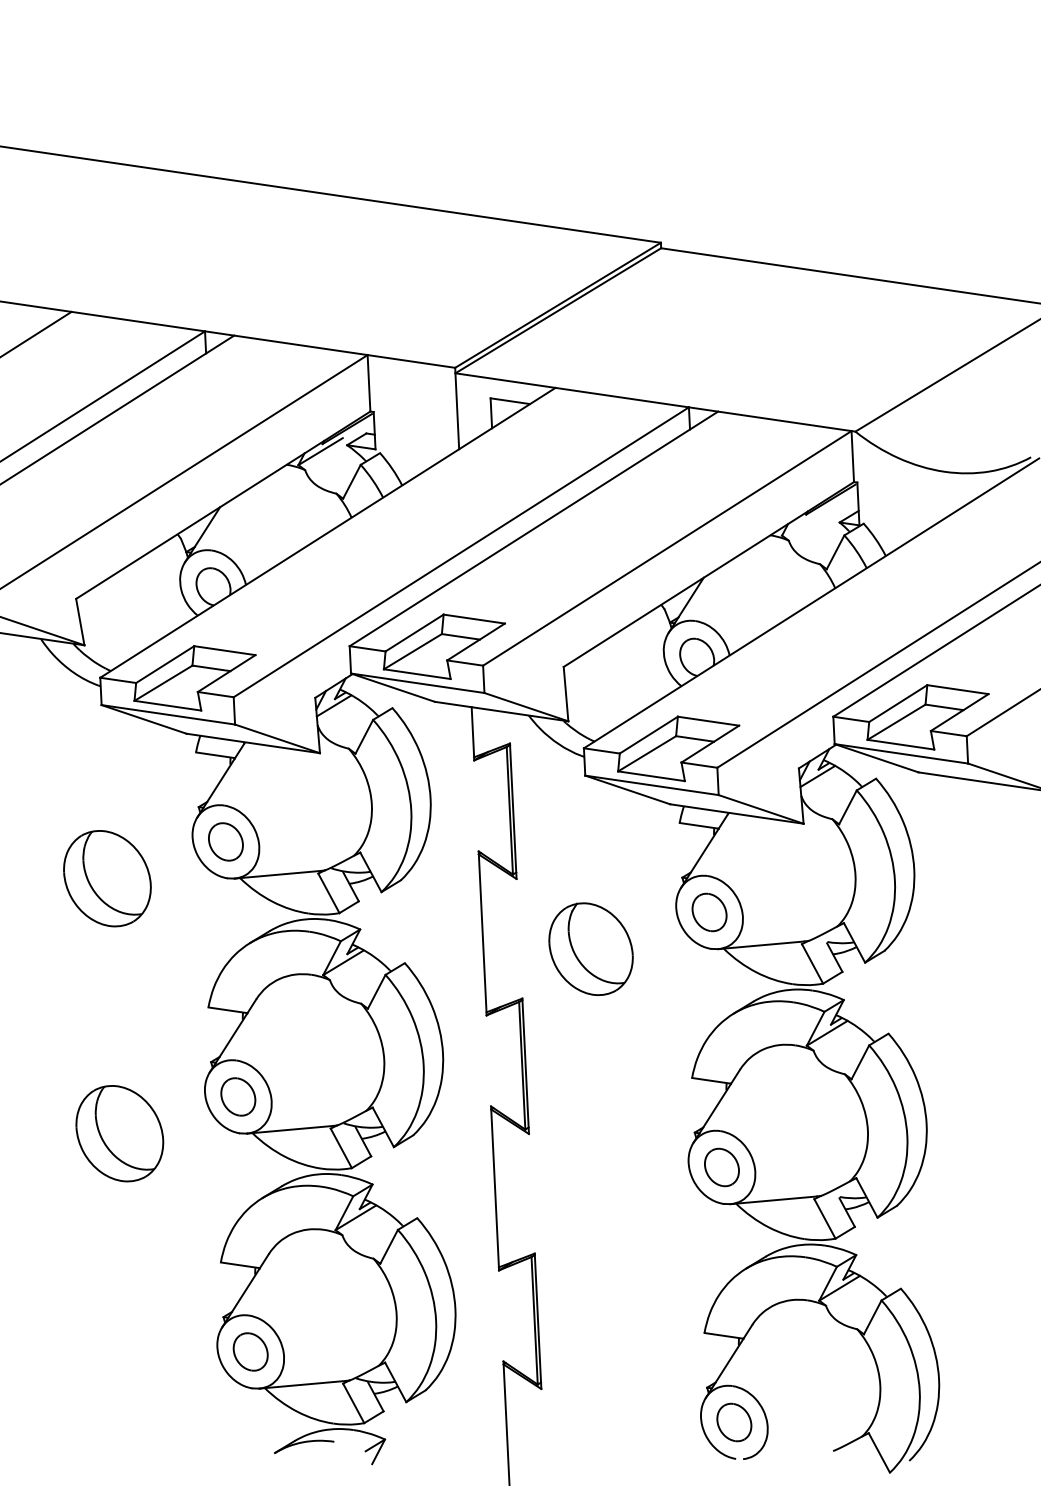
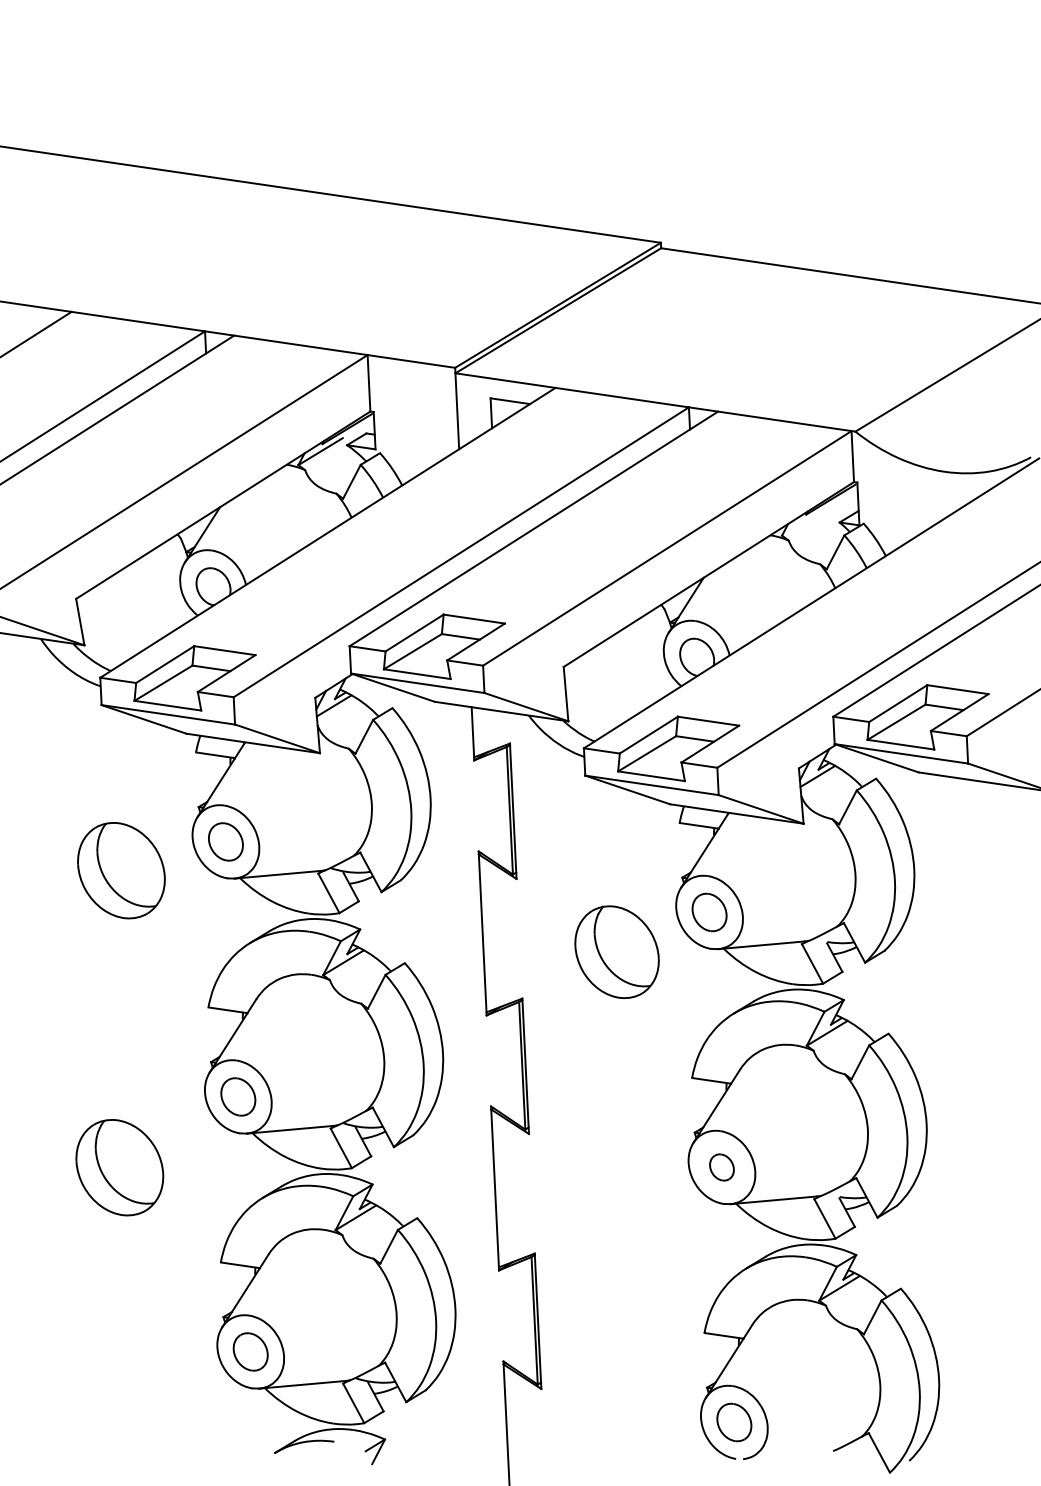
part position: (107, 878) -> (121, 870) (121, 870)
part position: (590, 948) -> (616, 951) (616, 951)
part position: (119, 1133) -> (119, 1167) (119, 1167)
part size: 36x41 px -> 26x29 px (721, 1167)
